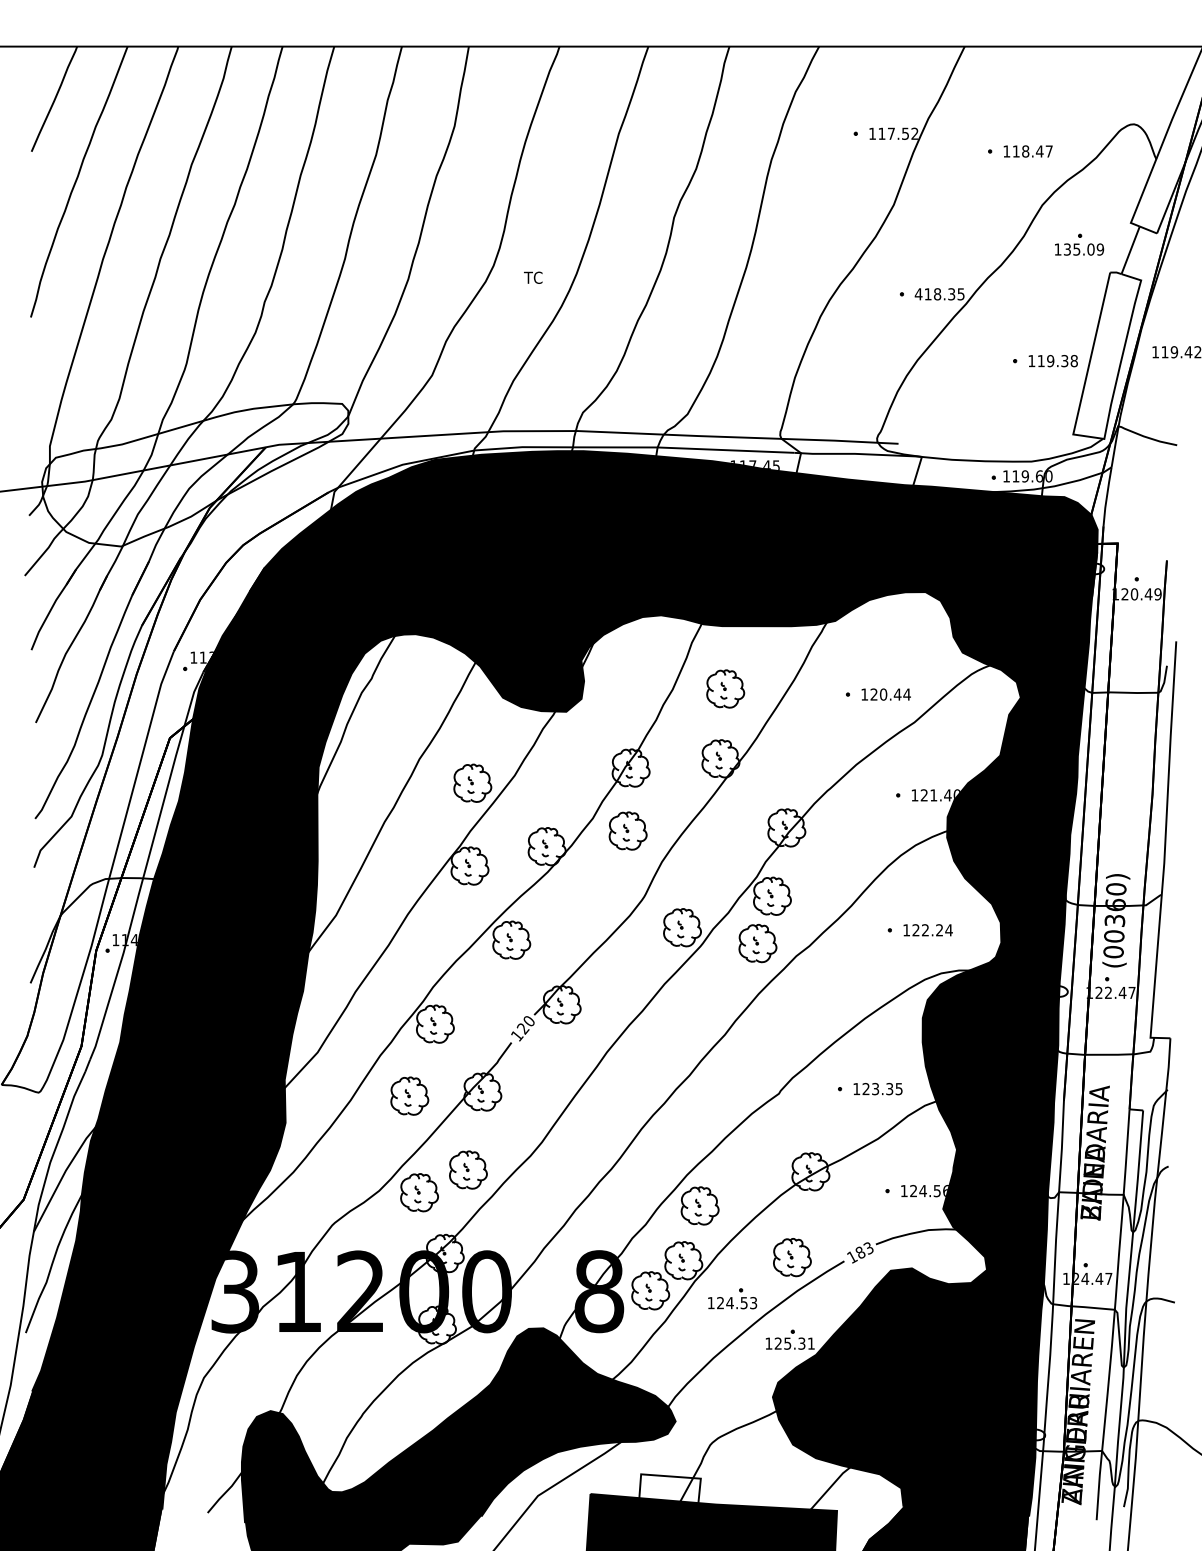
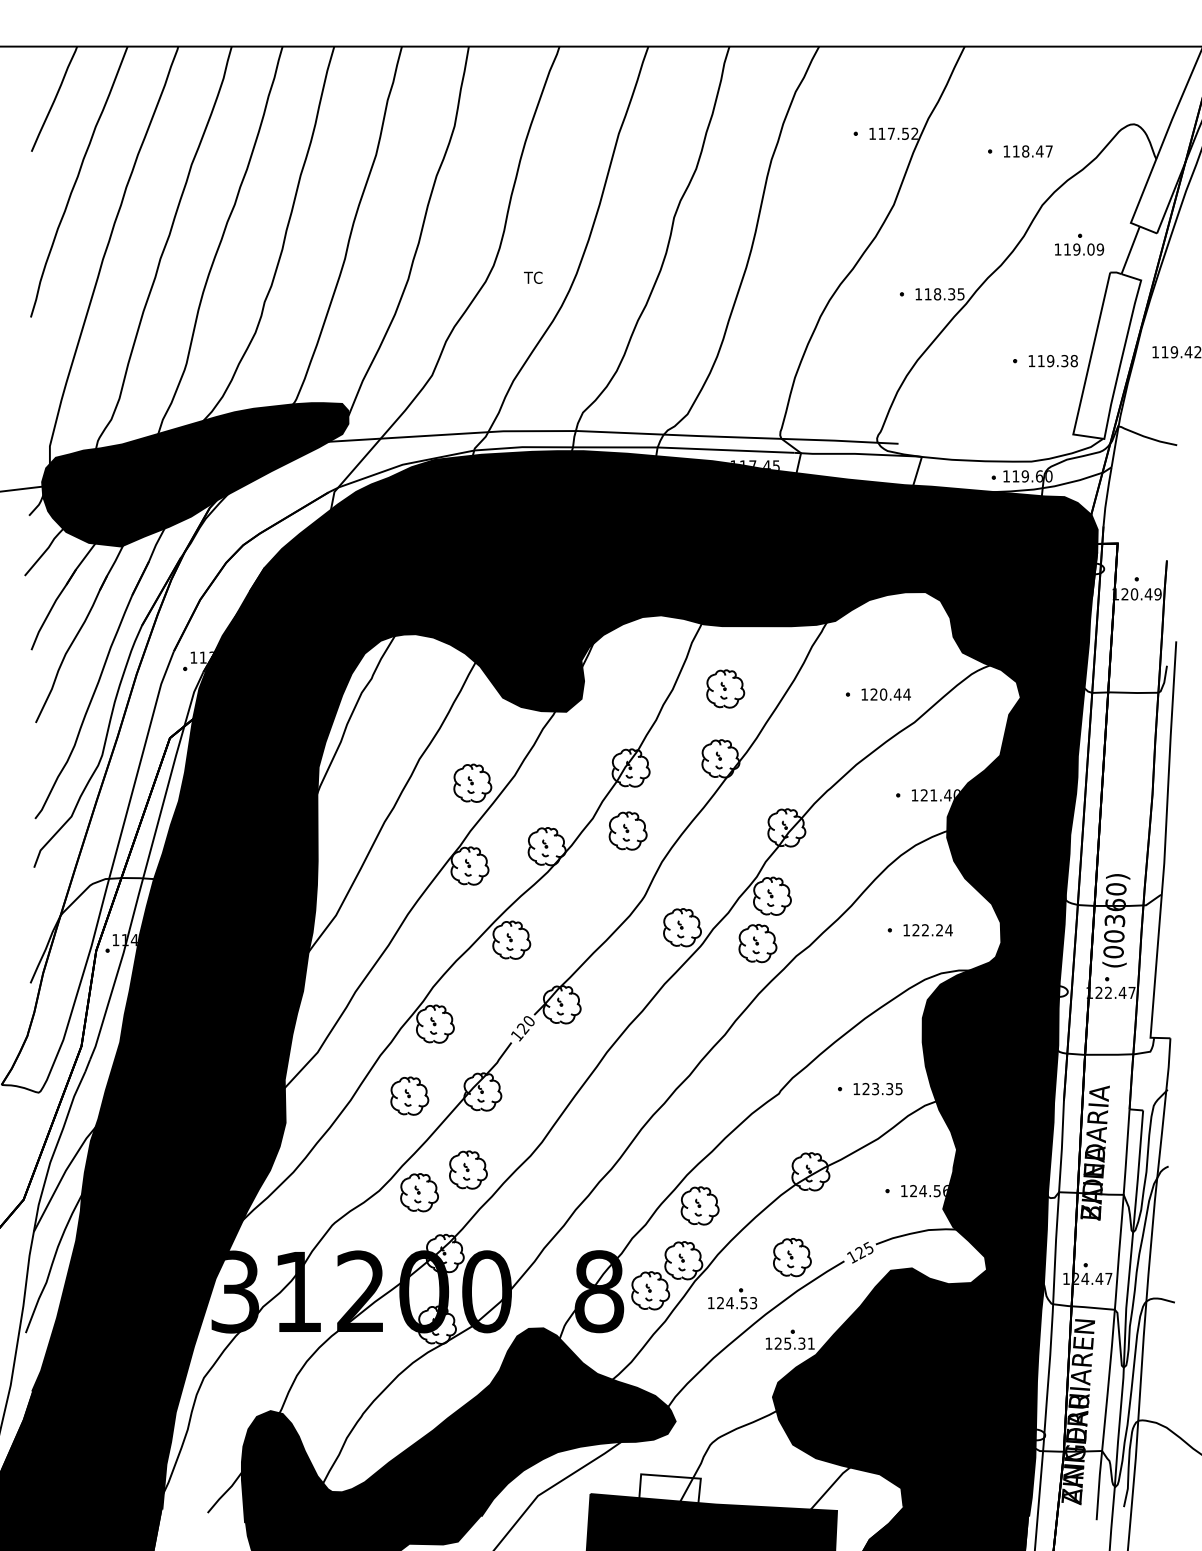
text: 135.09 -> 119.09 (1071, 249)
text: 418.35 -> 118.35 (918, 294)
fill: none -> present (195, 474)
text: 183 -> 125 (864, 1250)
